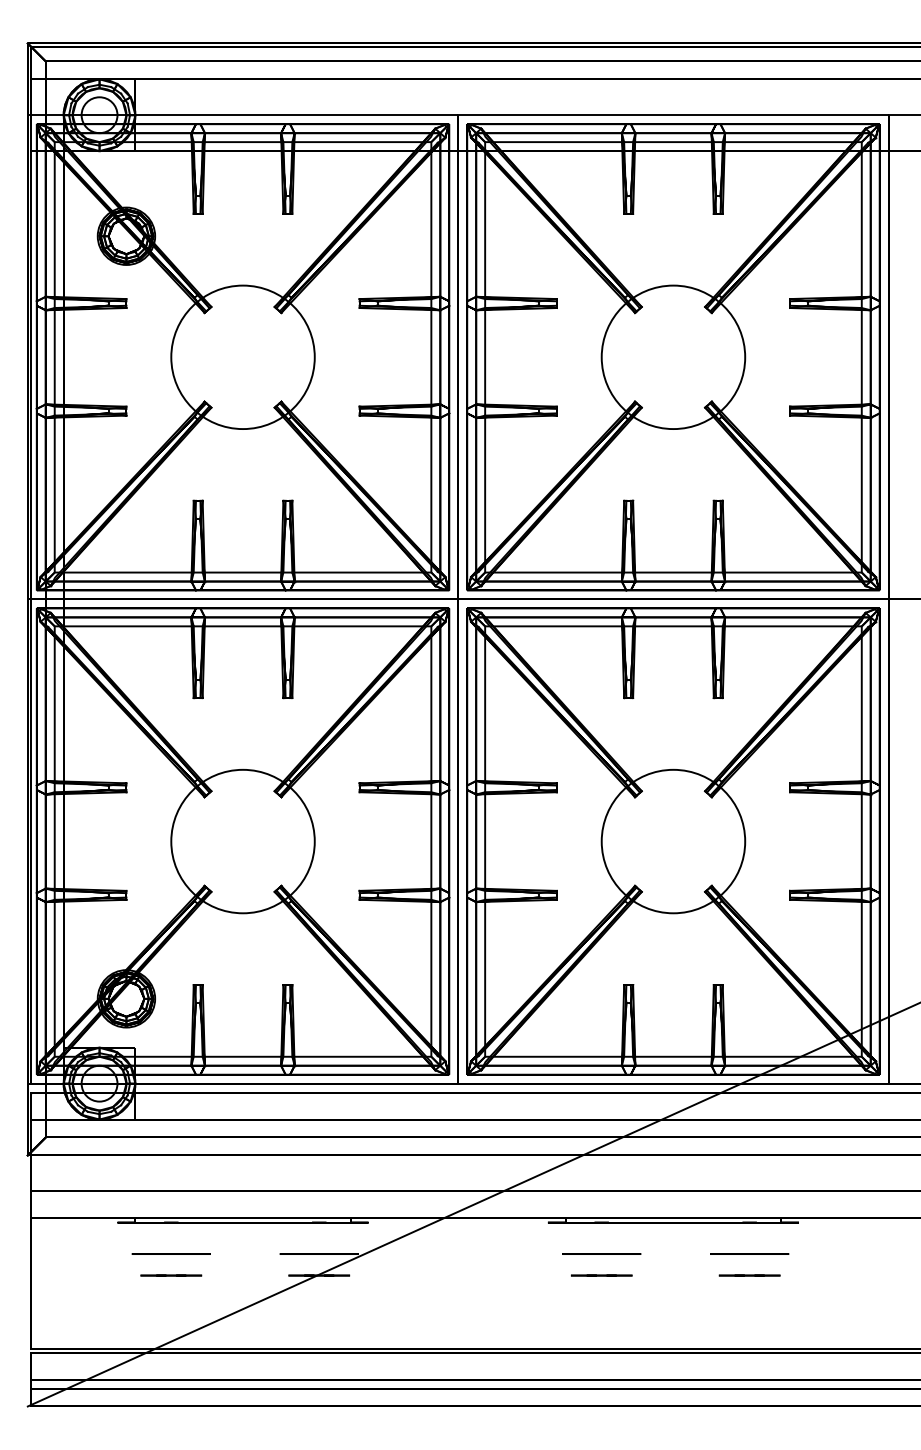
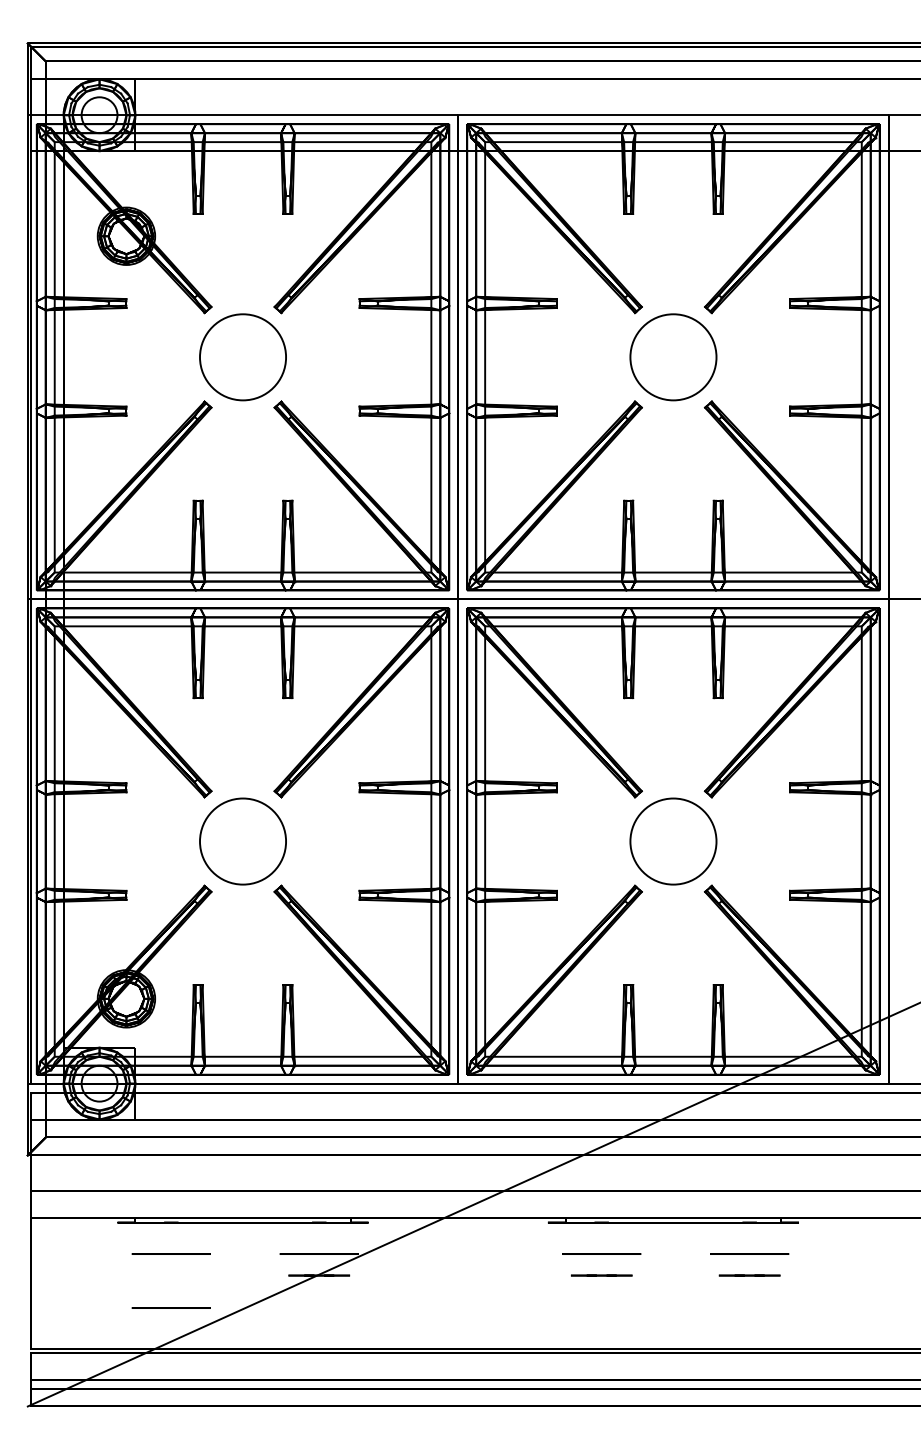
circle diameter: 143 px -> 86 px (243, 357)
circle diameter: 143 px -> 86 px (673, 357)
circle diameter: 143 px -> 86 px (243, 841)
circle diameter: 143 px -> 86 px (673, 841)
line: present -> none (171, 1275)
circle: none -> present (170, 1307)
